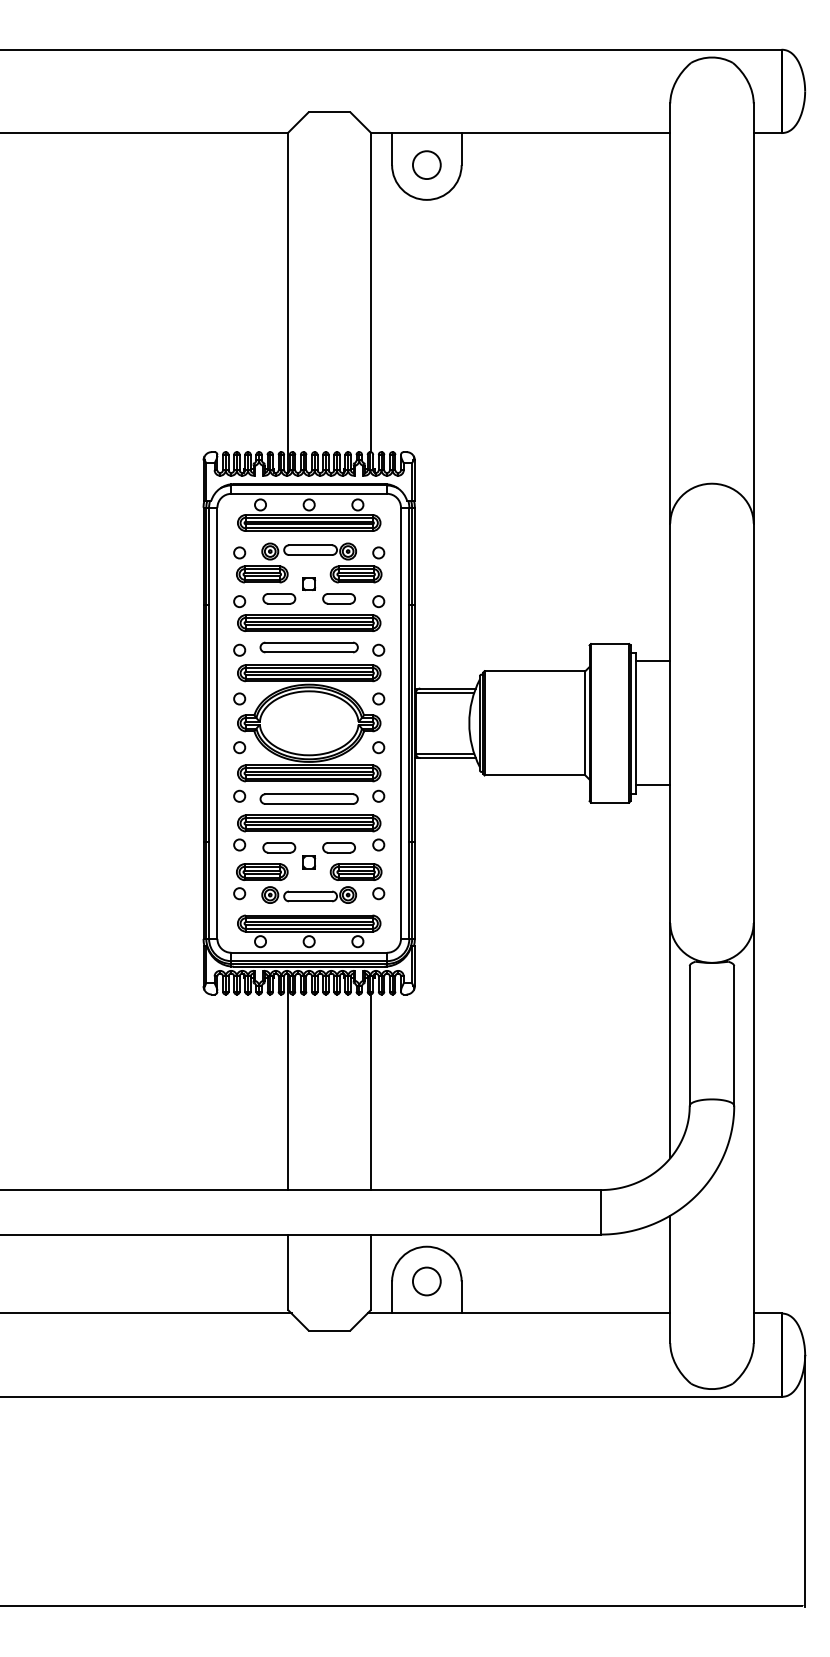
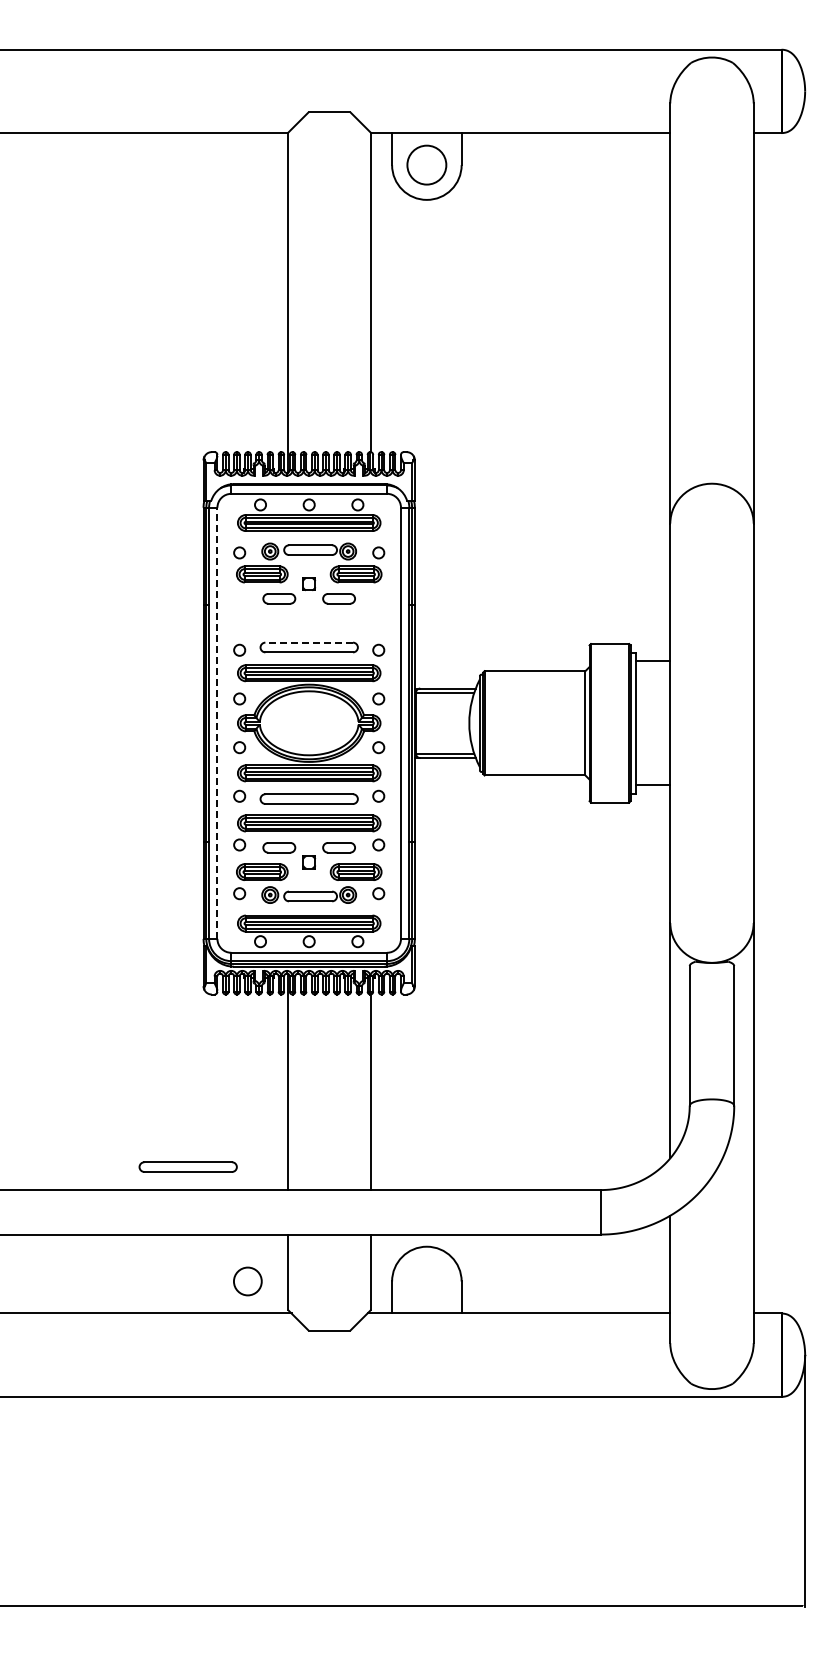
circle diameter: 28 px -> 39 px (426, 164)
part: present -> none (309, 613)
line: solid -> dashed (309, 642)
line: solid -> dashed (217, 723)
part: none -> present (187, 1166)
circle position: (426, 1281) -> (247, 1281) (247, 1281)
